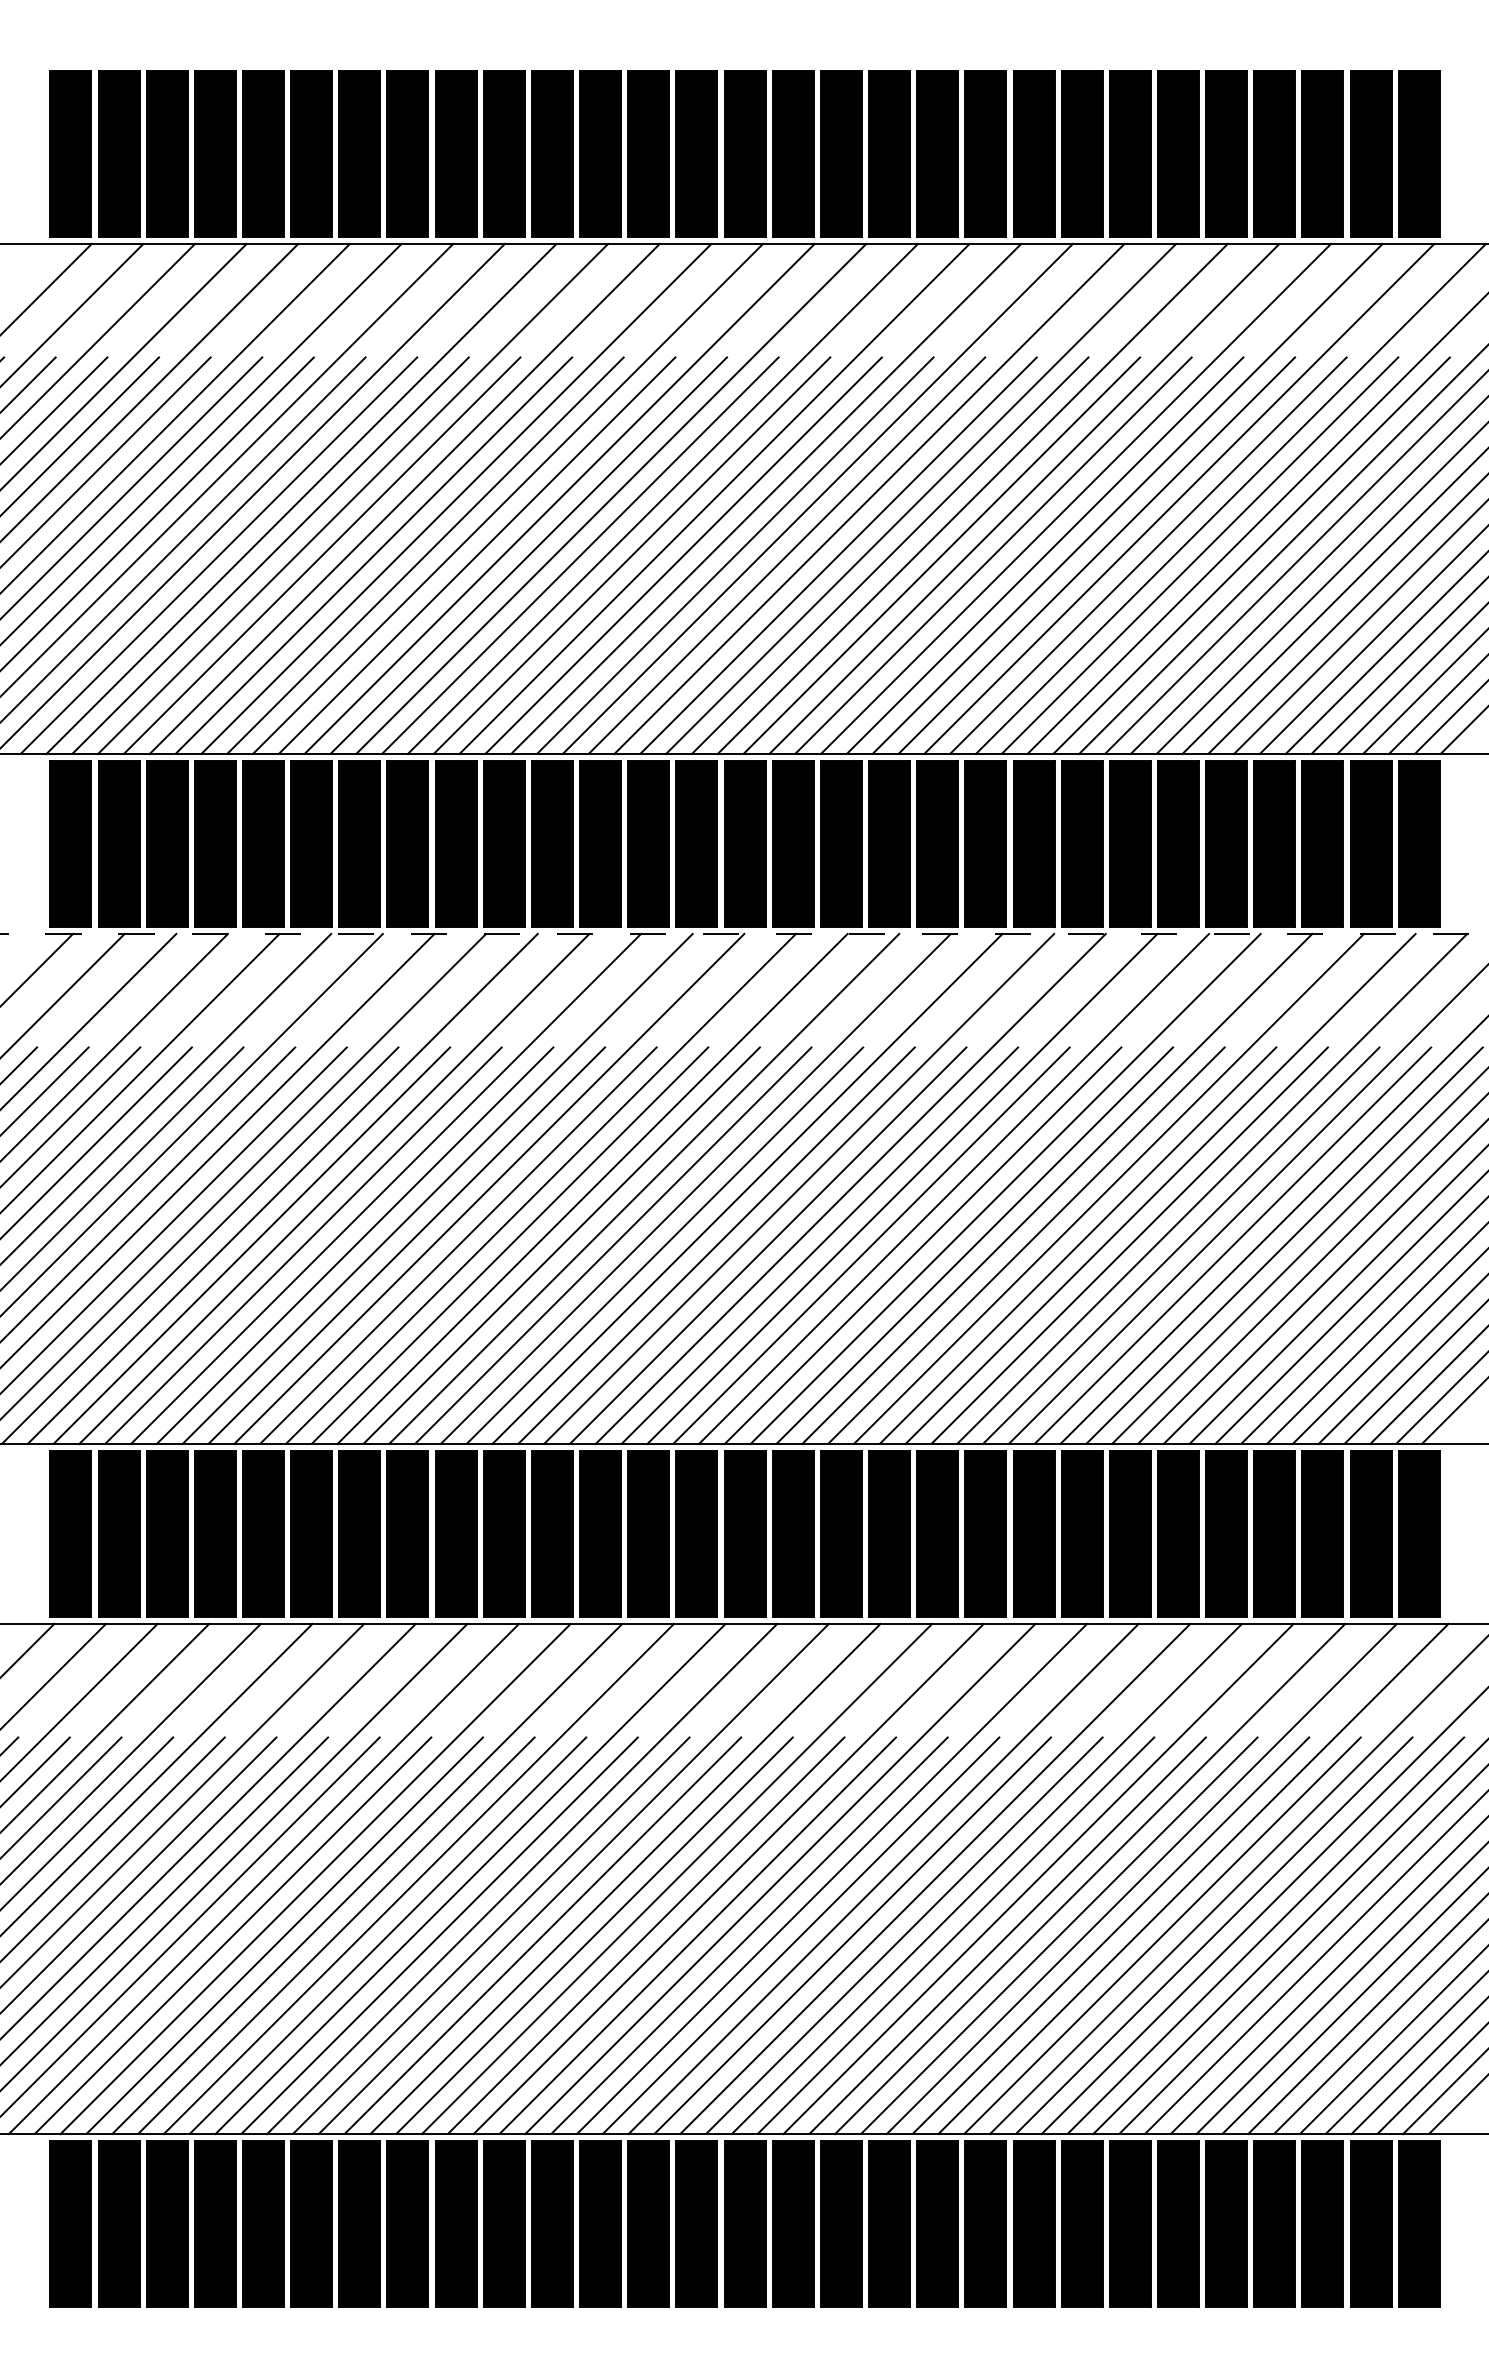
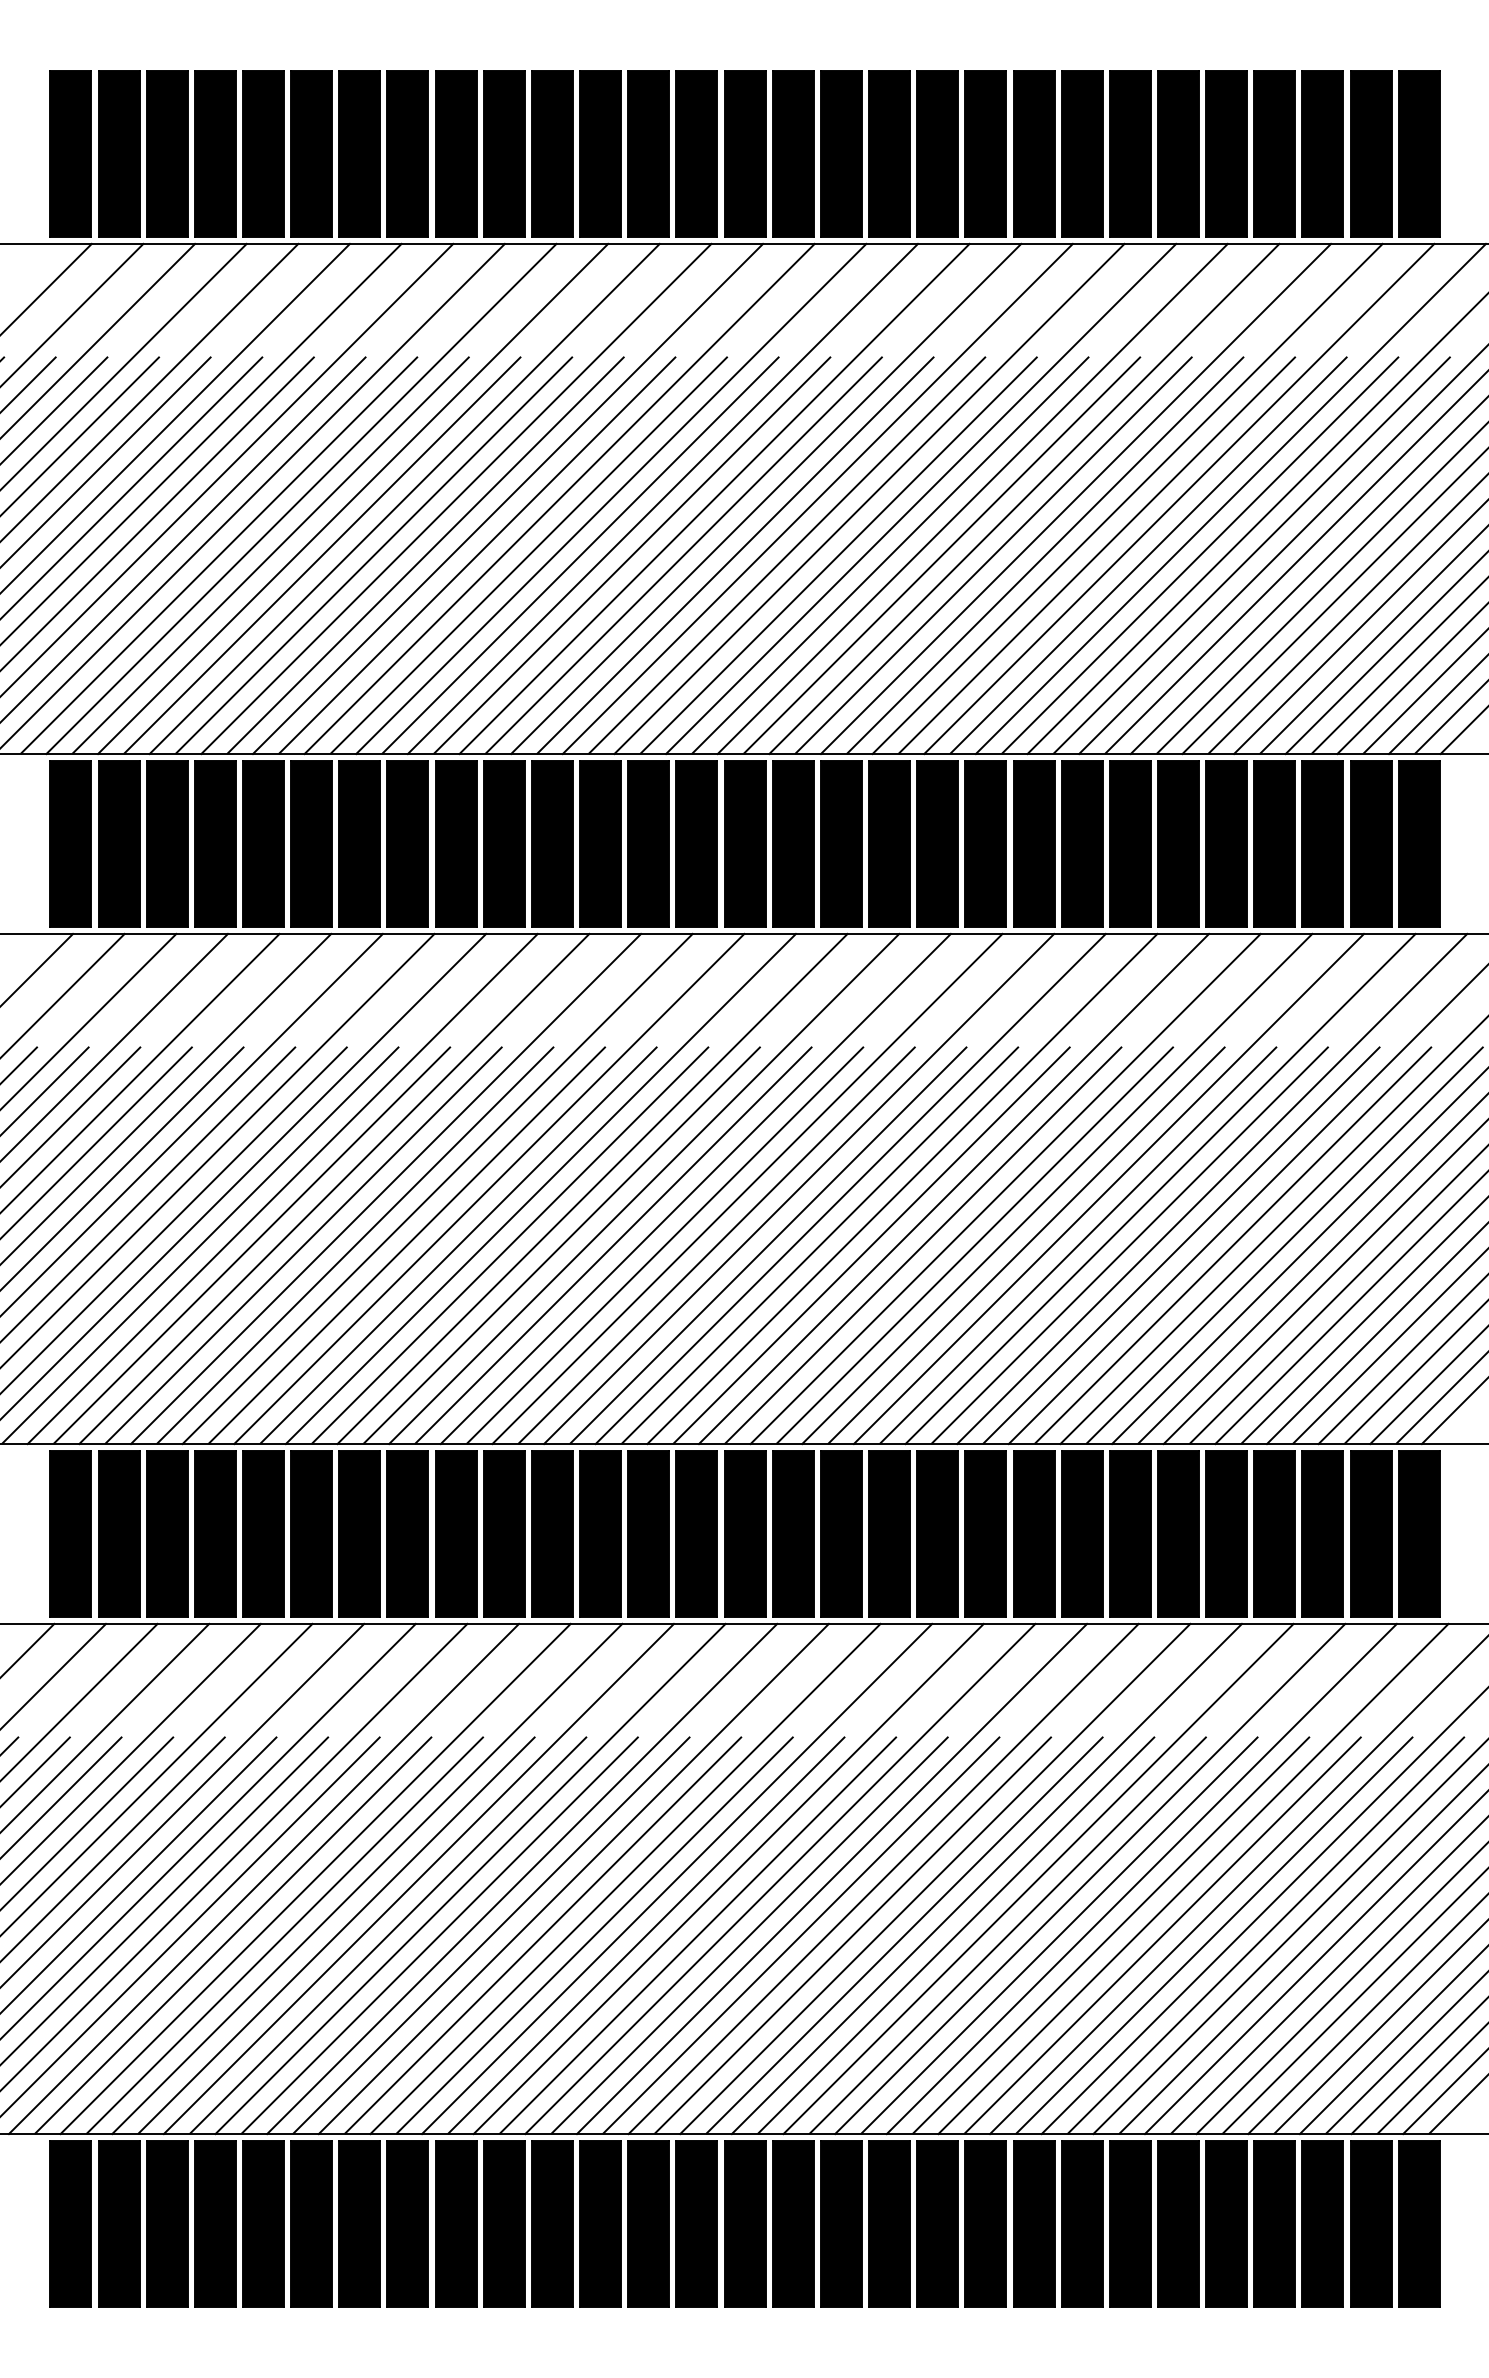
line: dashed -> solid (744, 933)
